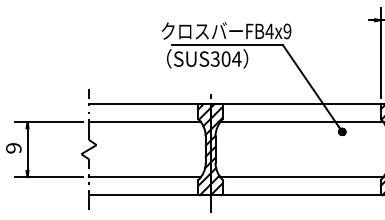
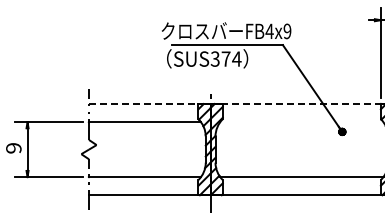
text: SUS304 -> SUS374 (225, 58)
line: solid -> dashed (237, 104)
line: present -> none (300, 122)
